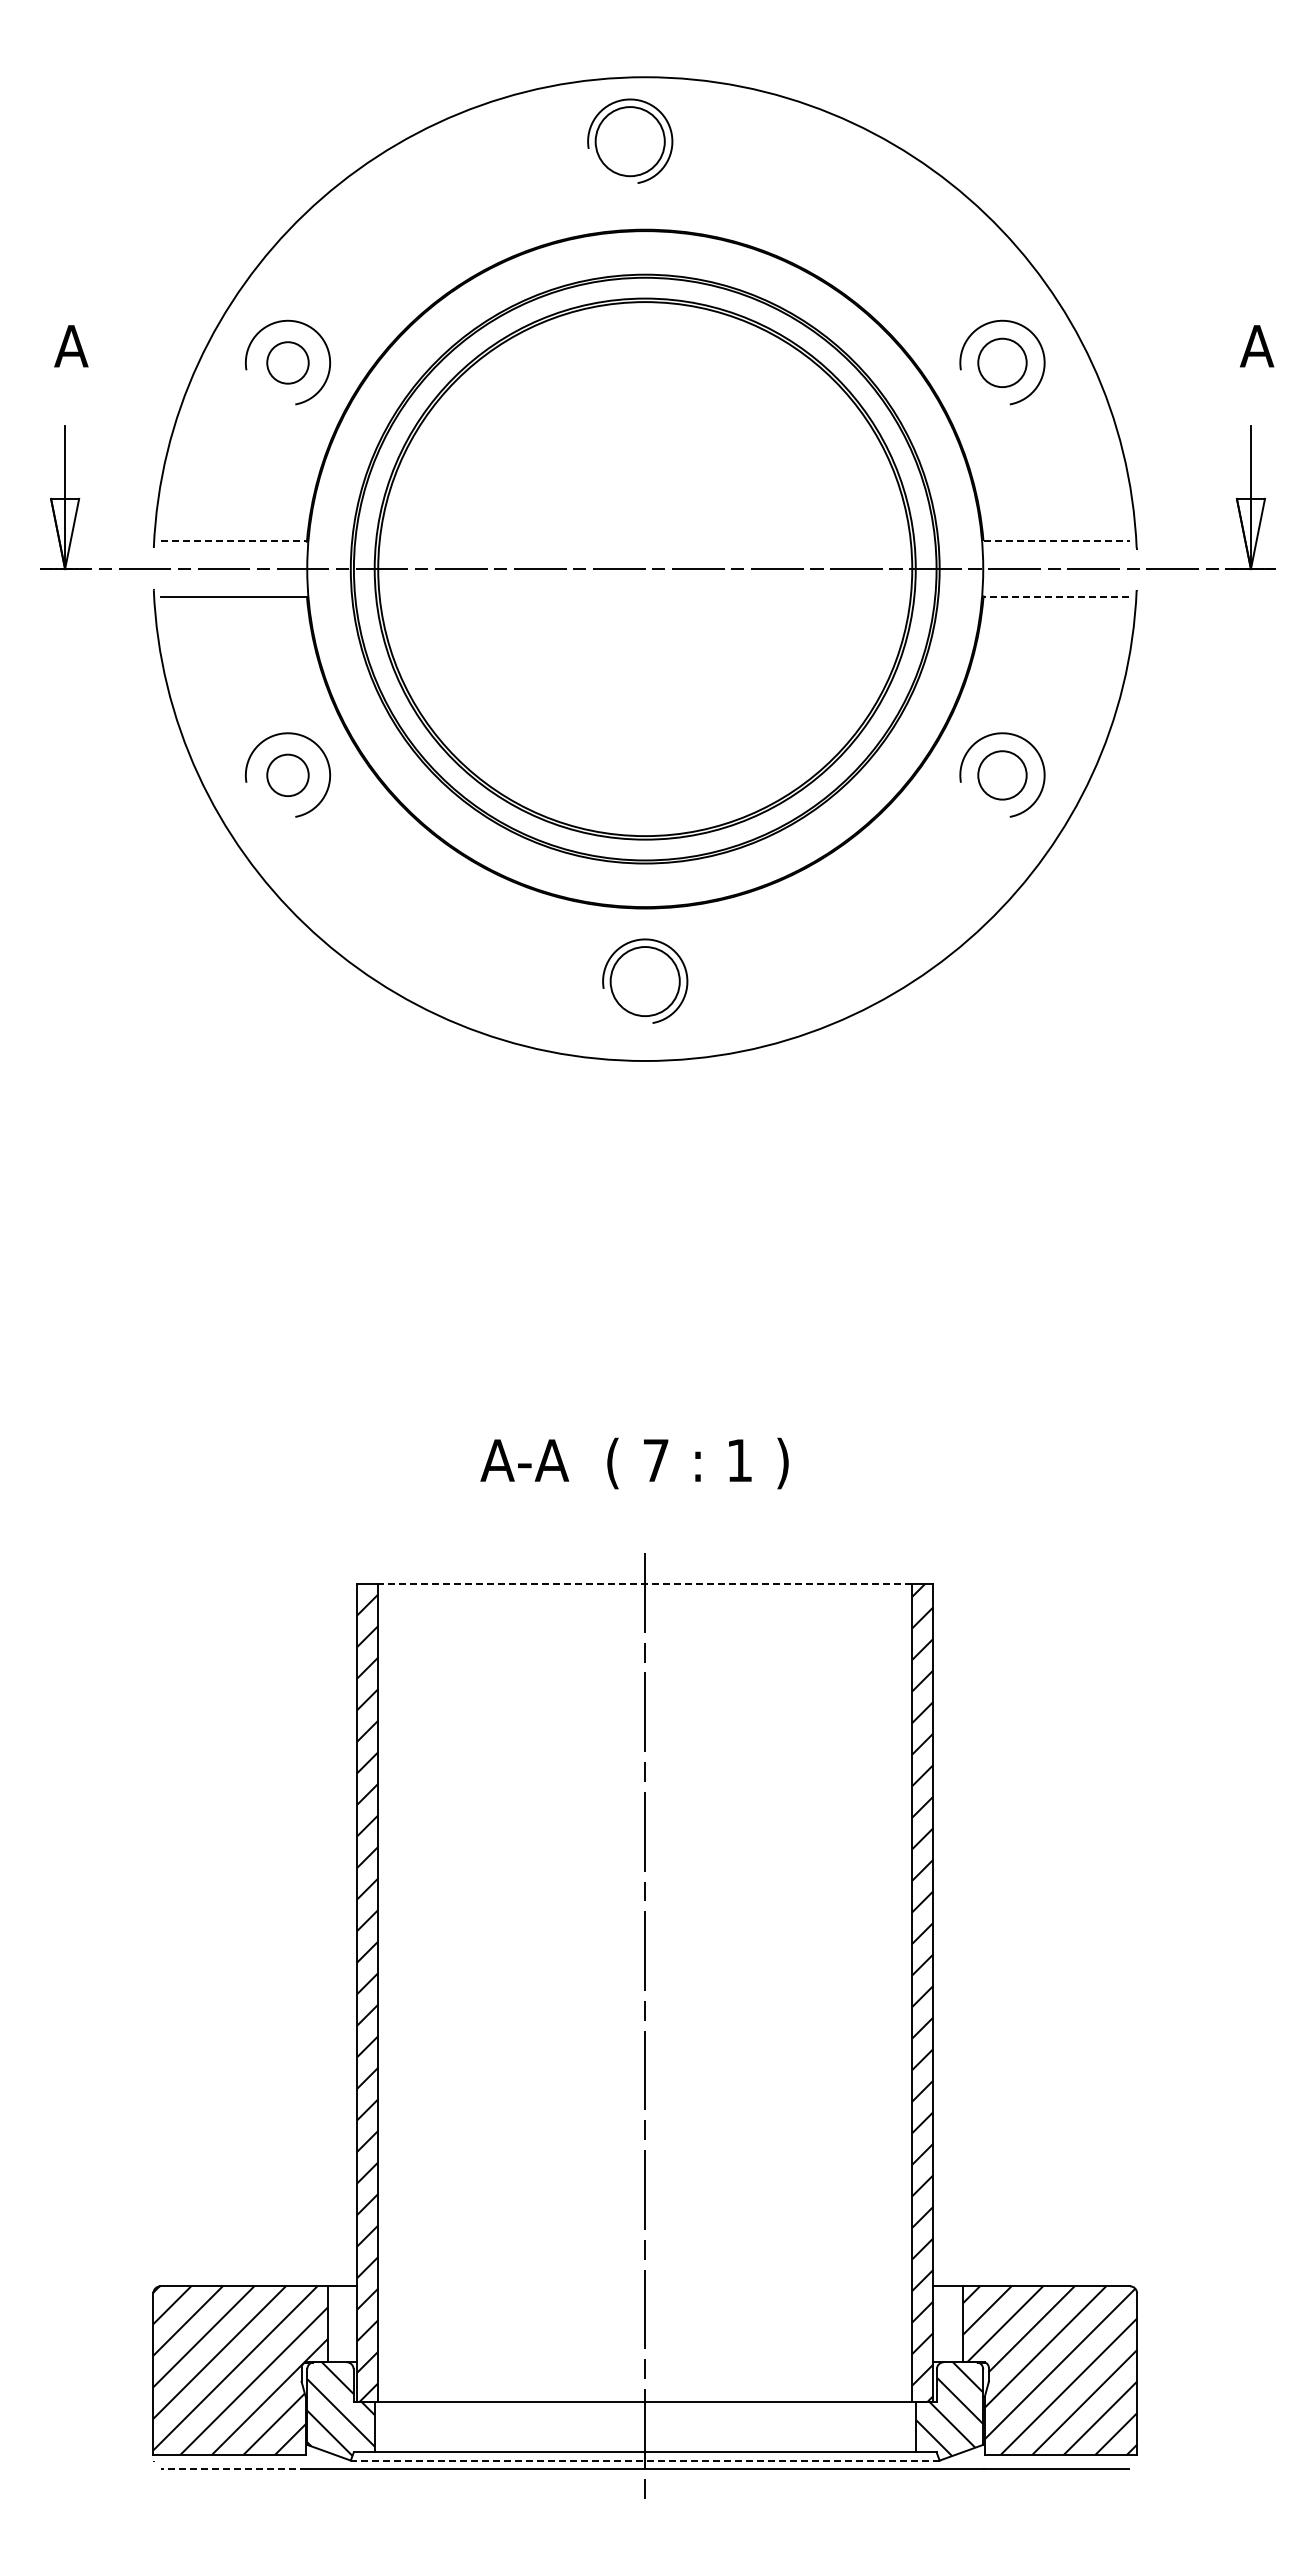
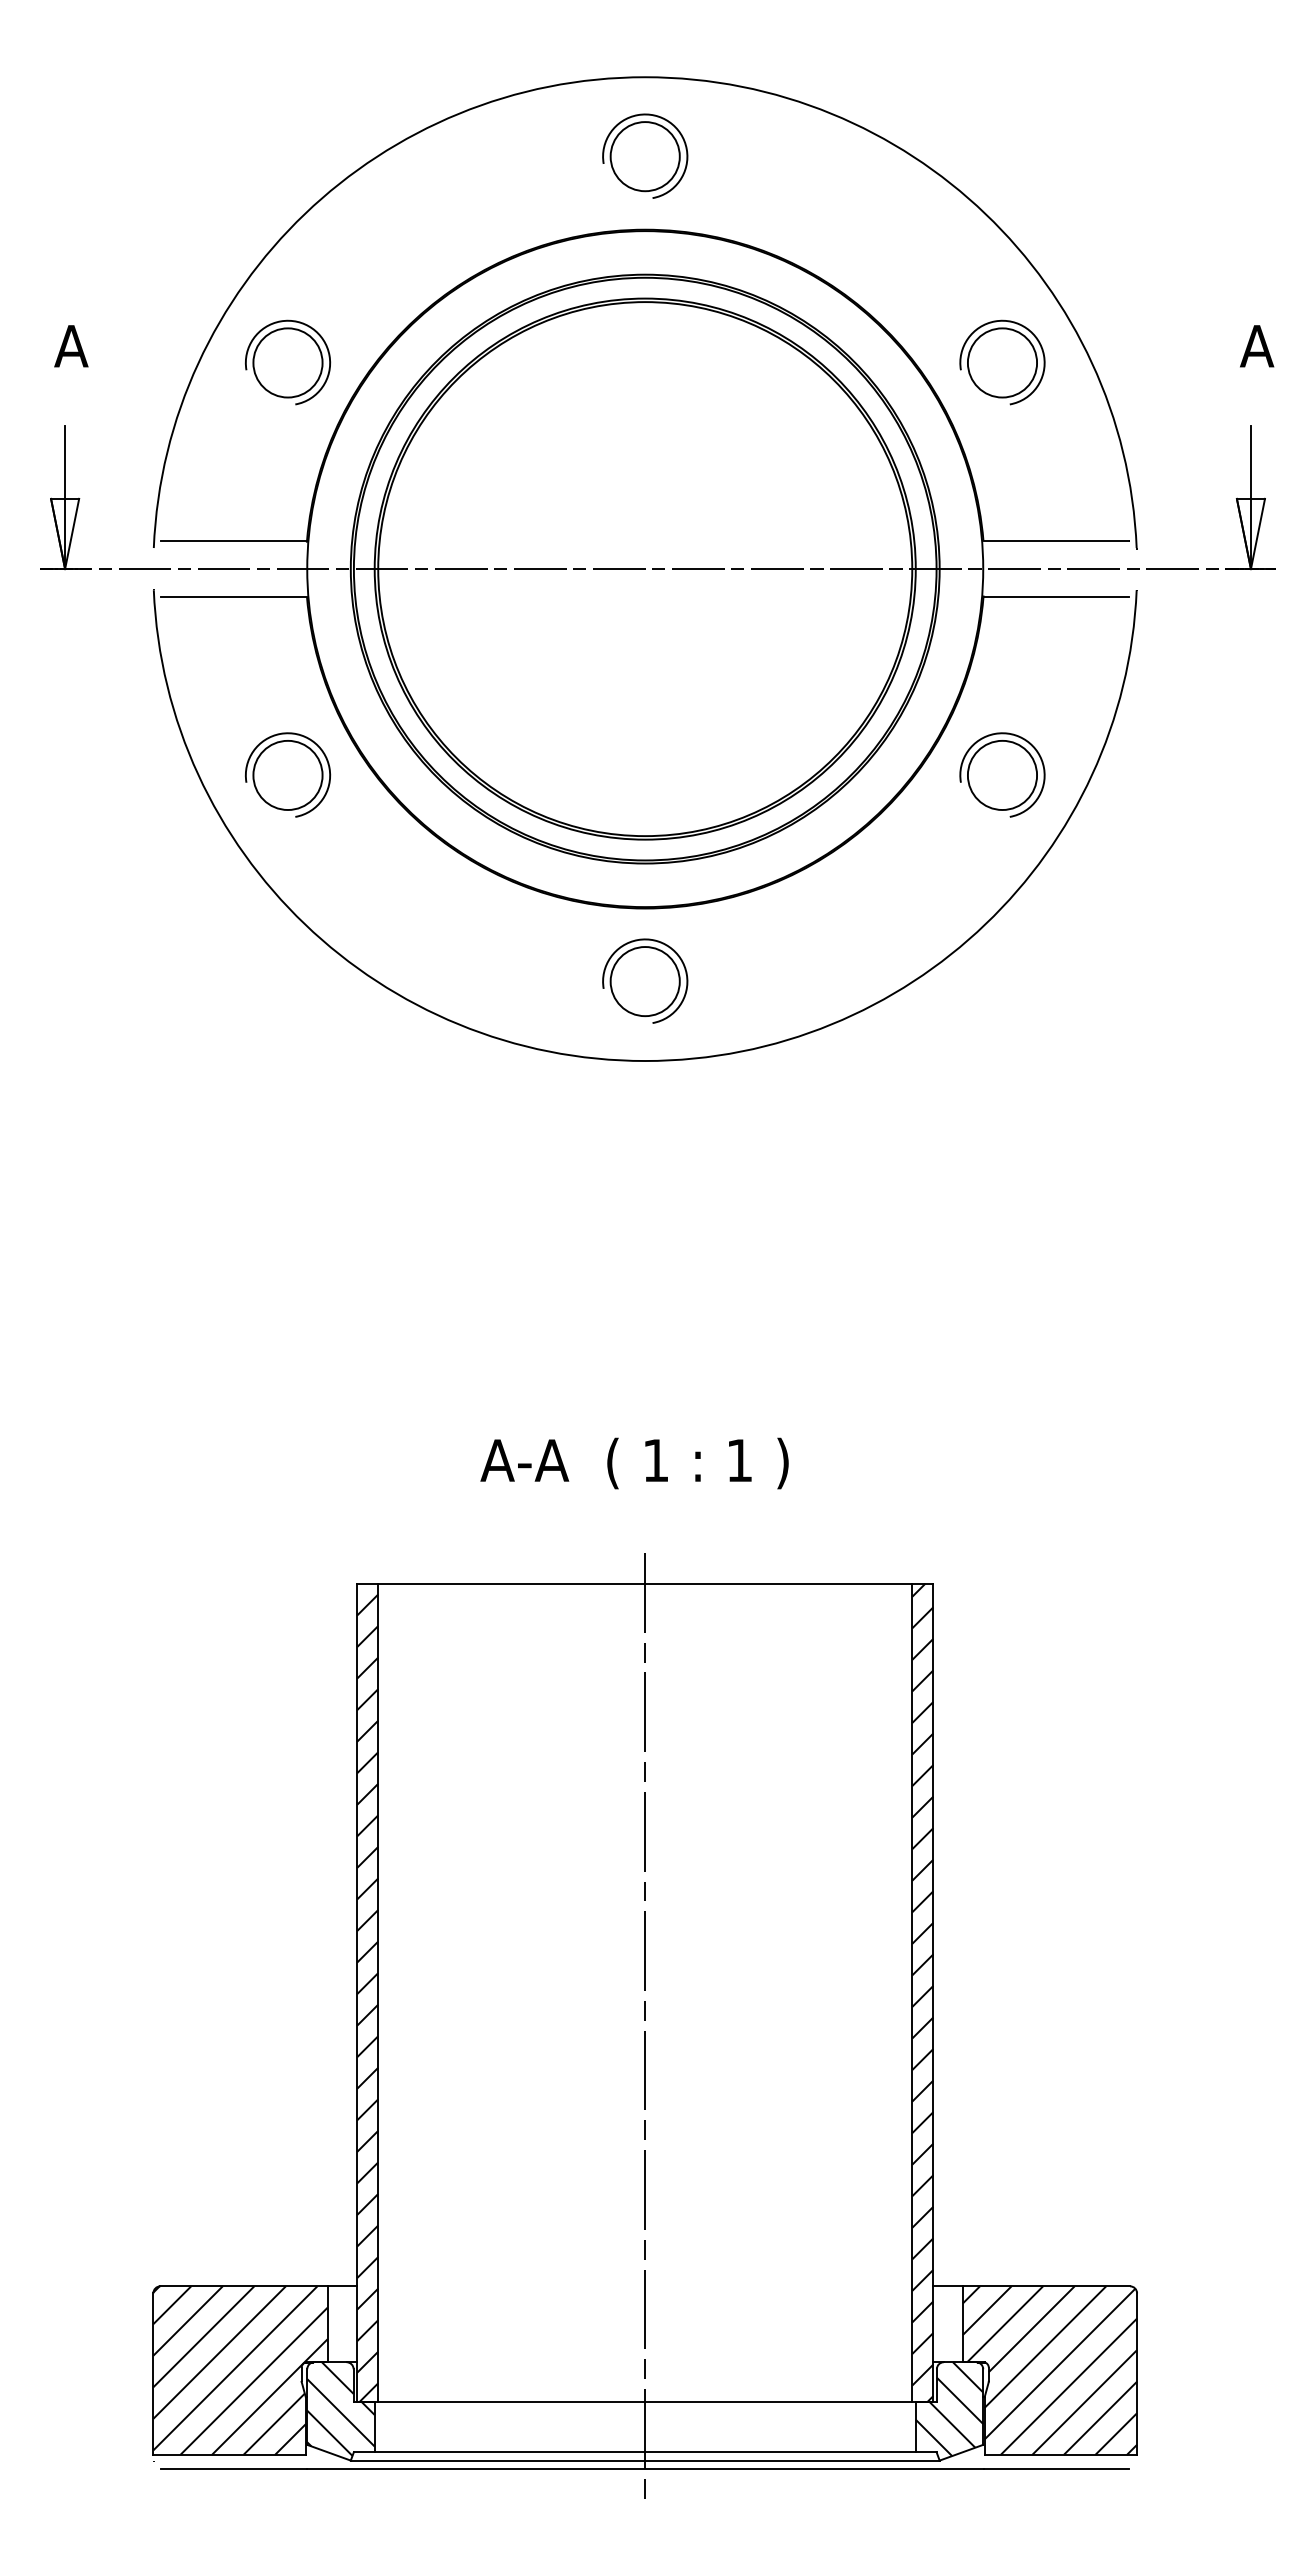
part position: (630, 140) -> (645, 155) (645, 155)
circle diameter: 41 px -> 69 px (287, 362)
circle diameter: 48 px -> 69 px (1002, 362)
line: dashed -> solid (234, 541)
line: dashed -> solid (1056, 541)
line: dashed -> solid (1056, 597)
circle diameter: 41 px -> 69 px (287, 775)
circle diameter: 48 px -> 69 px (1002, 775)
text: 7 -> 1 (656, 1460)
line: dashed -> solid (644, 1583)
line: dashed -> solid (644, 2460)
line: dashed -> solid (234, 2469)
